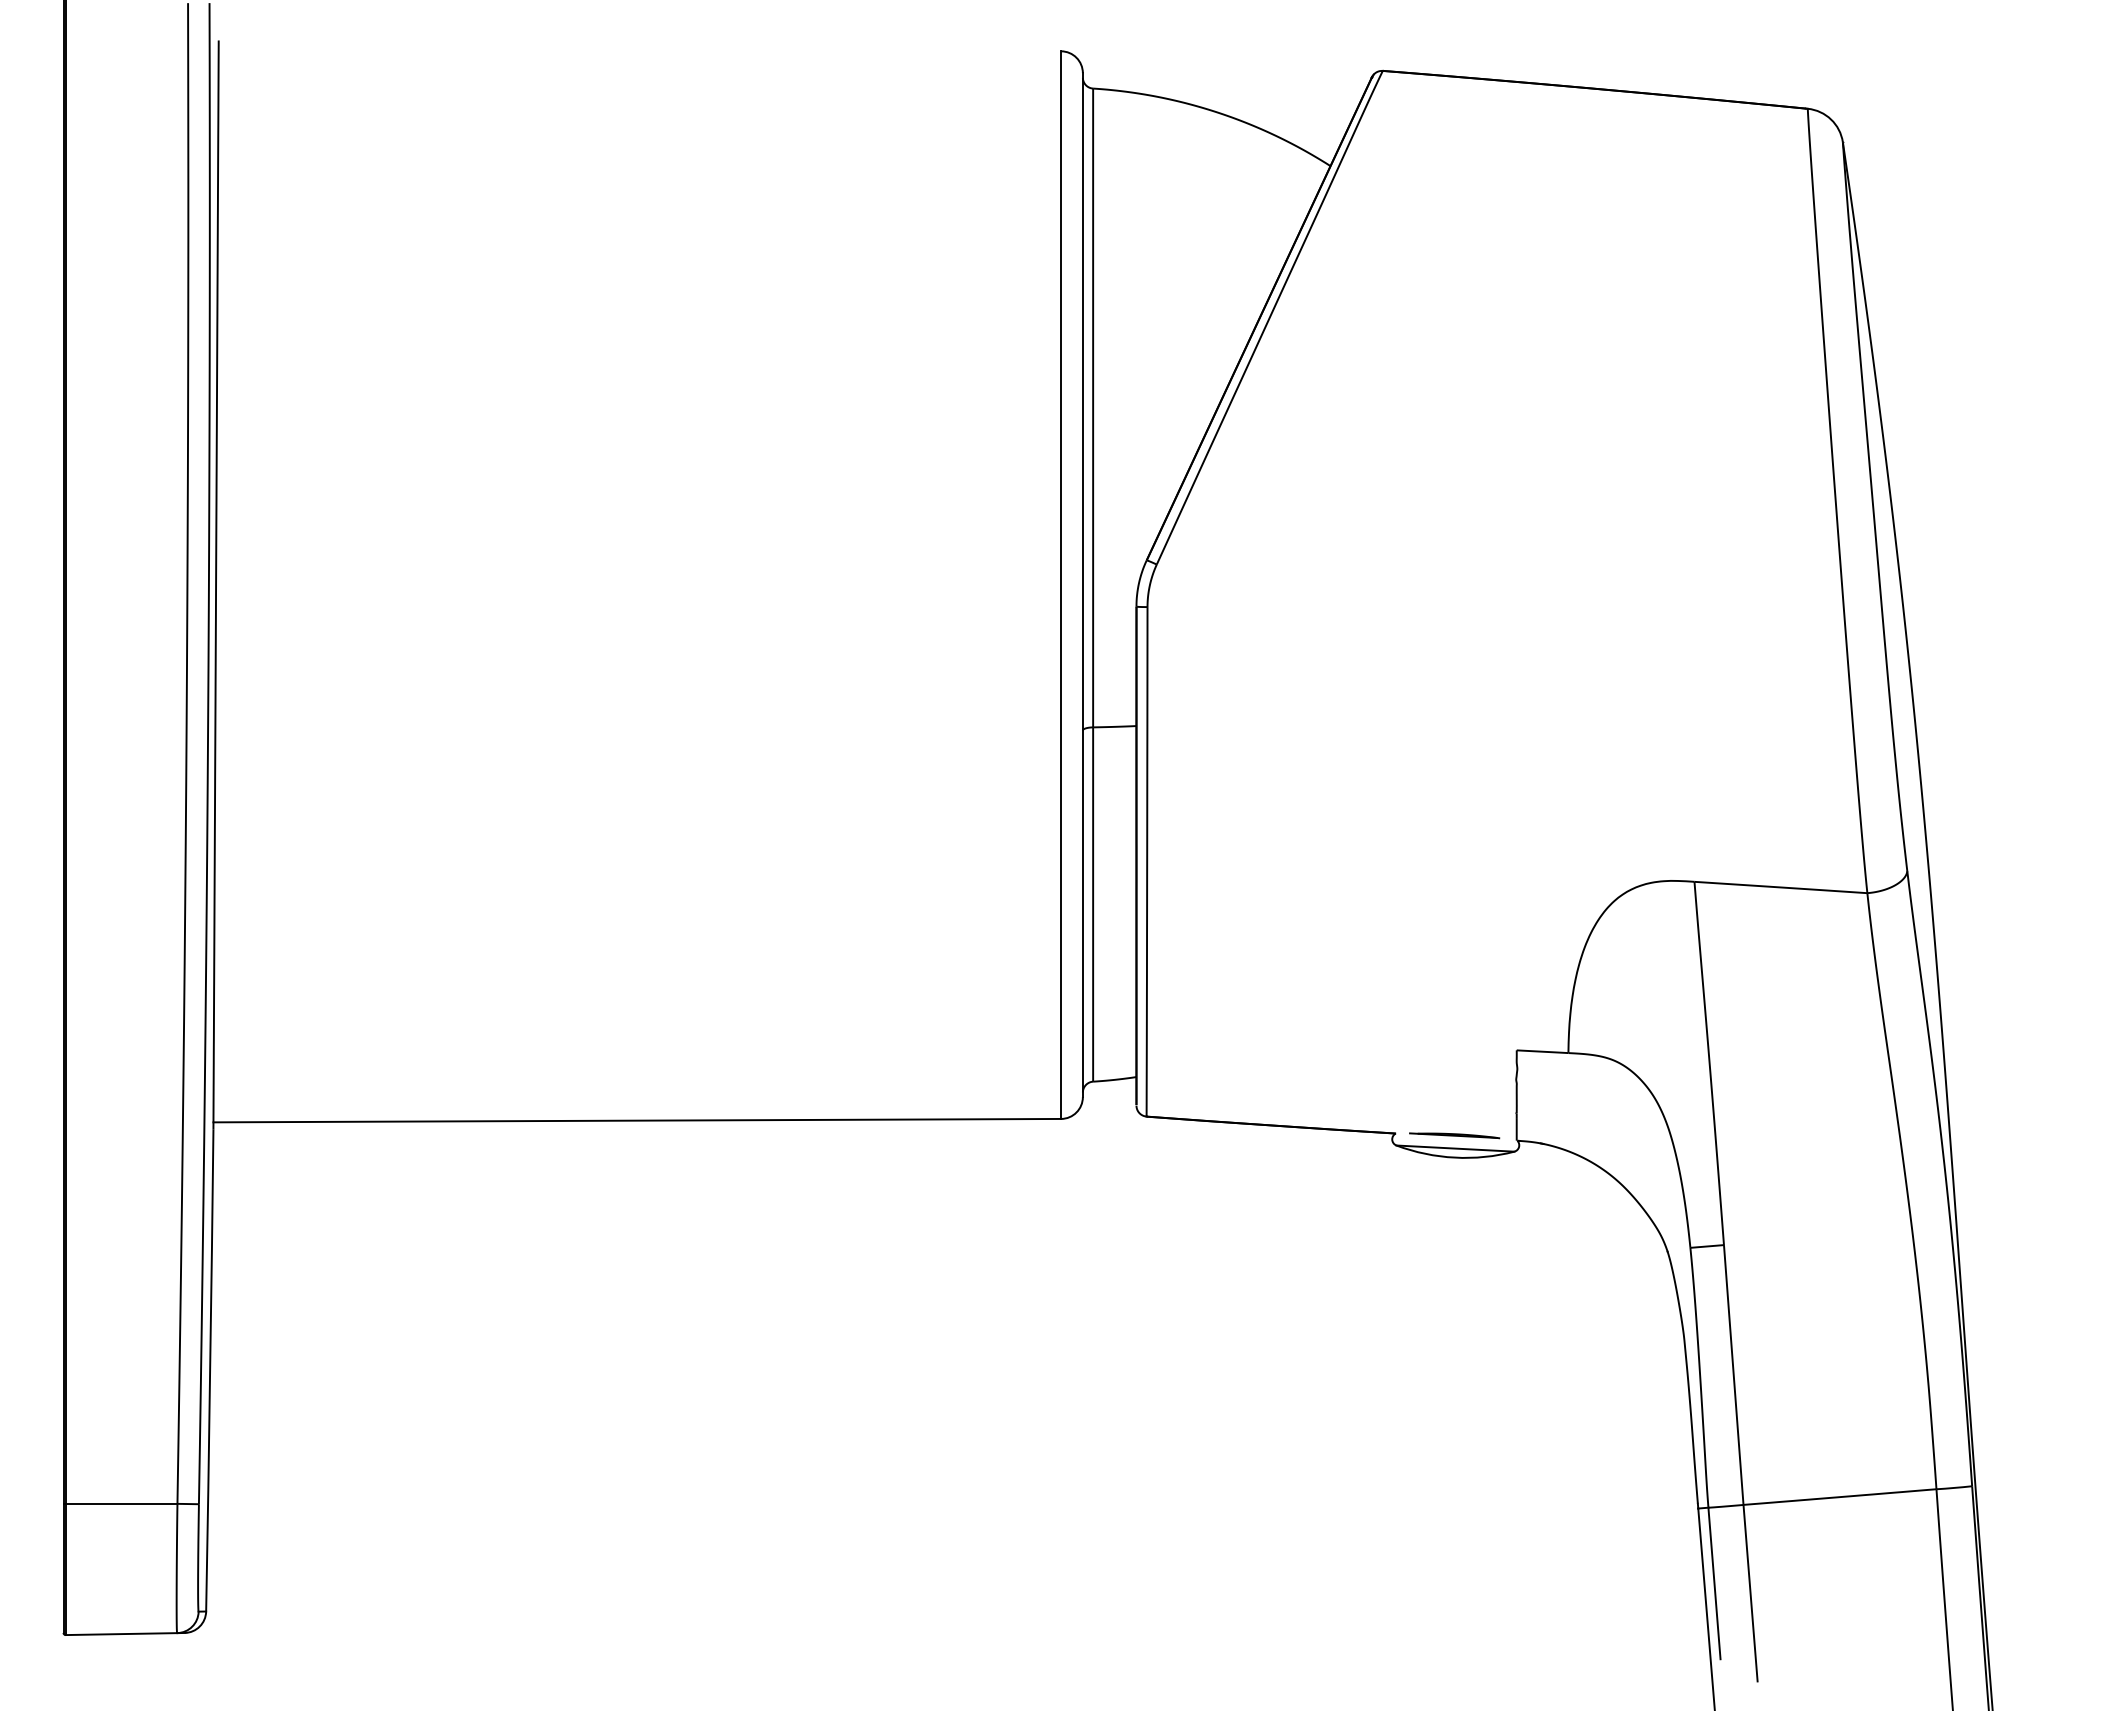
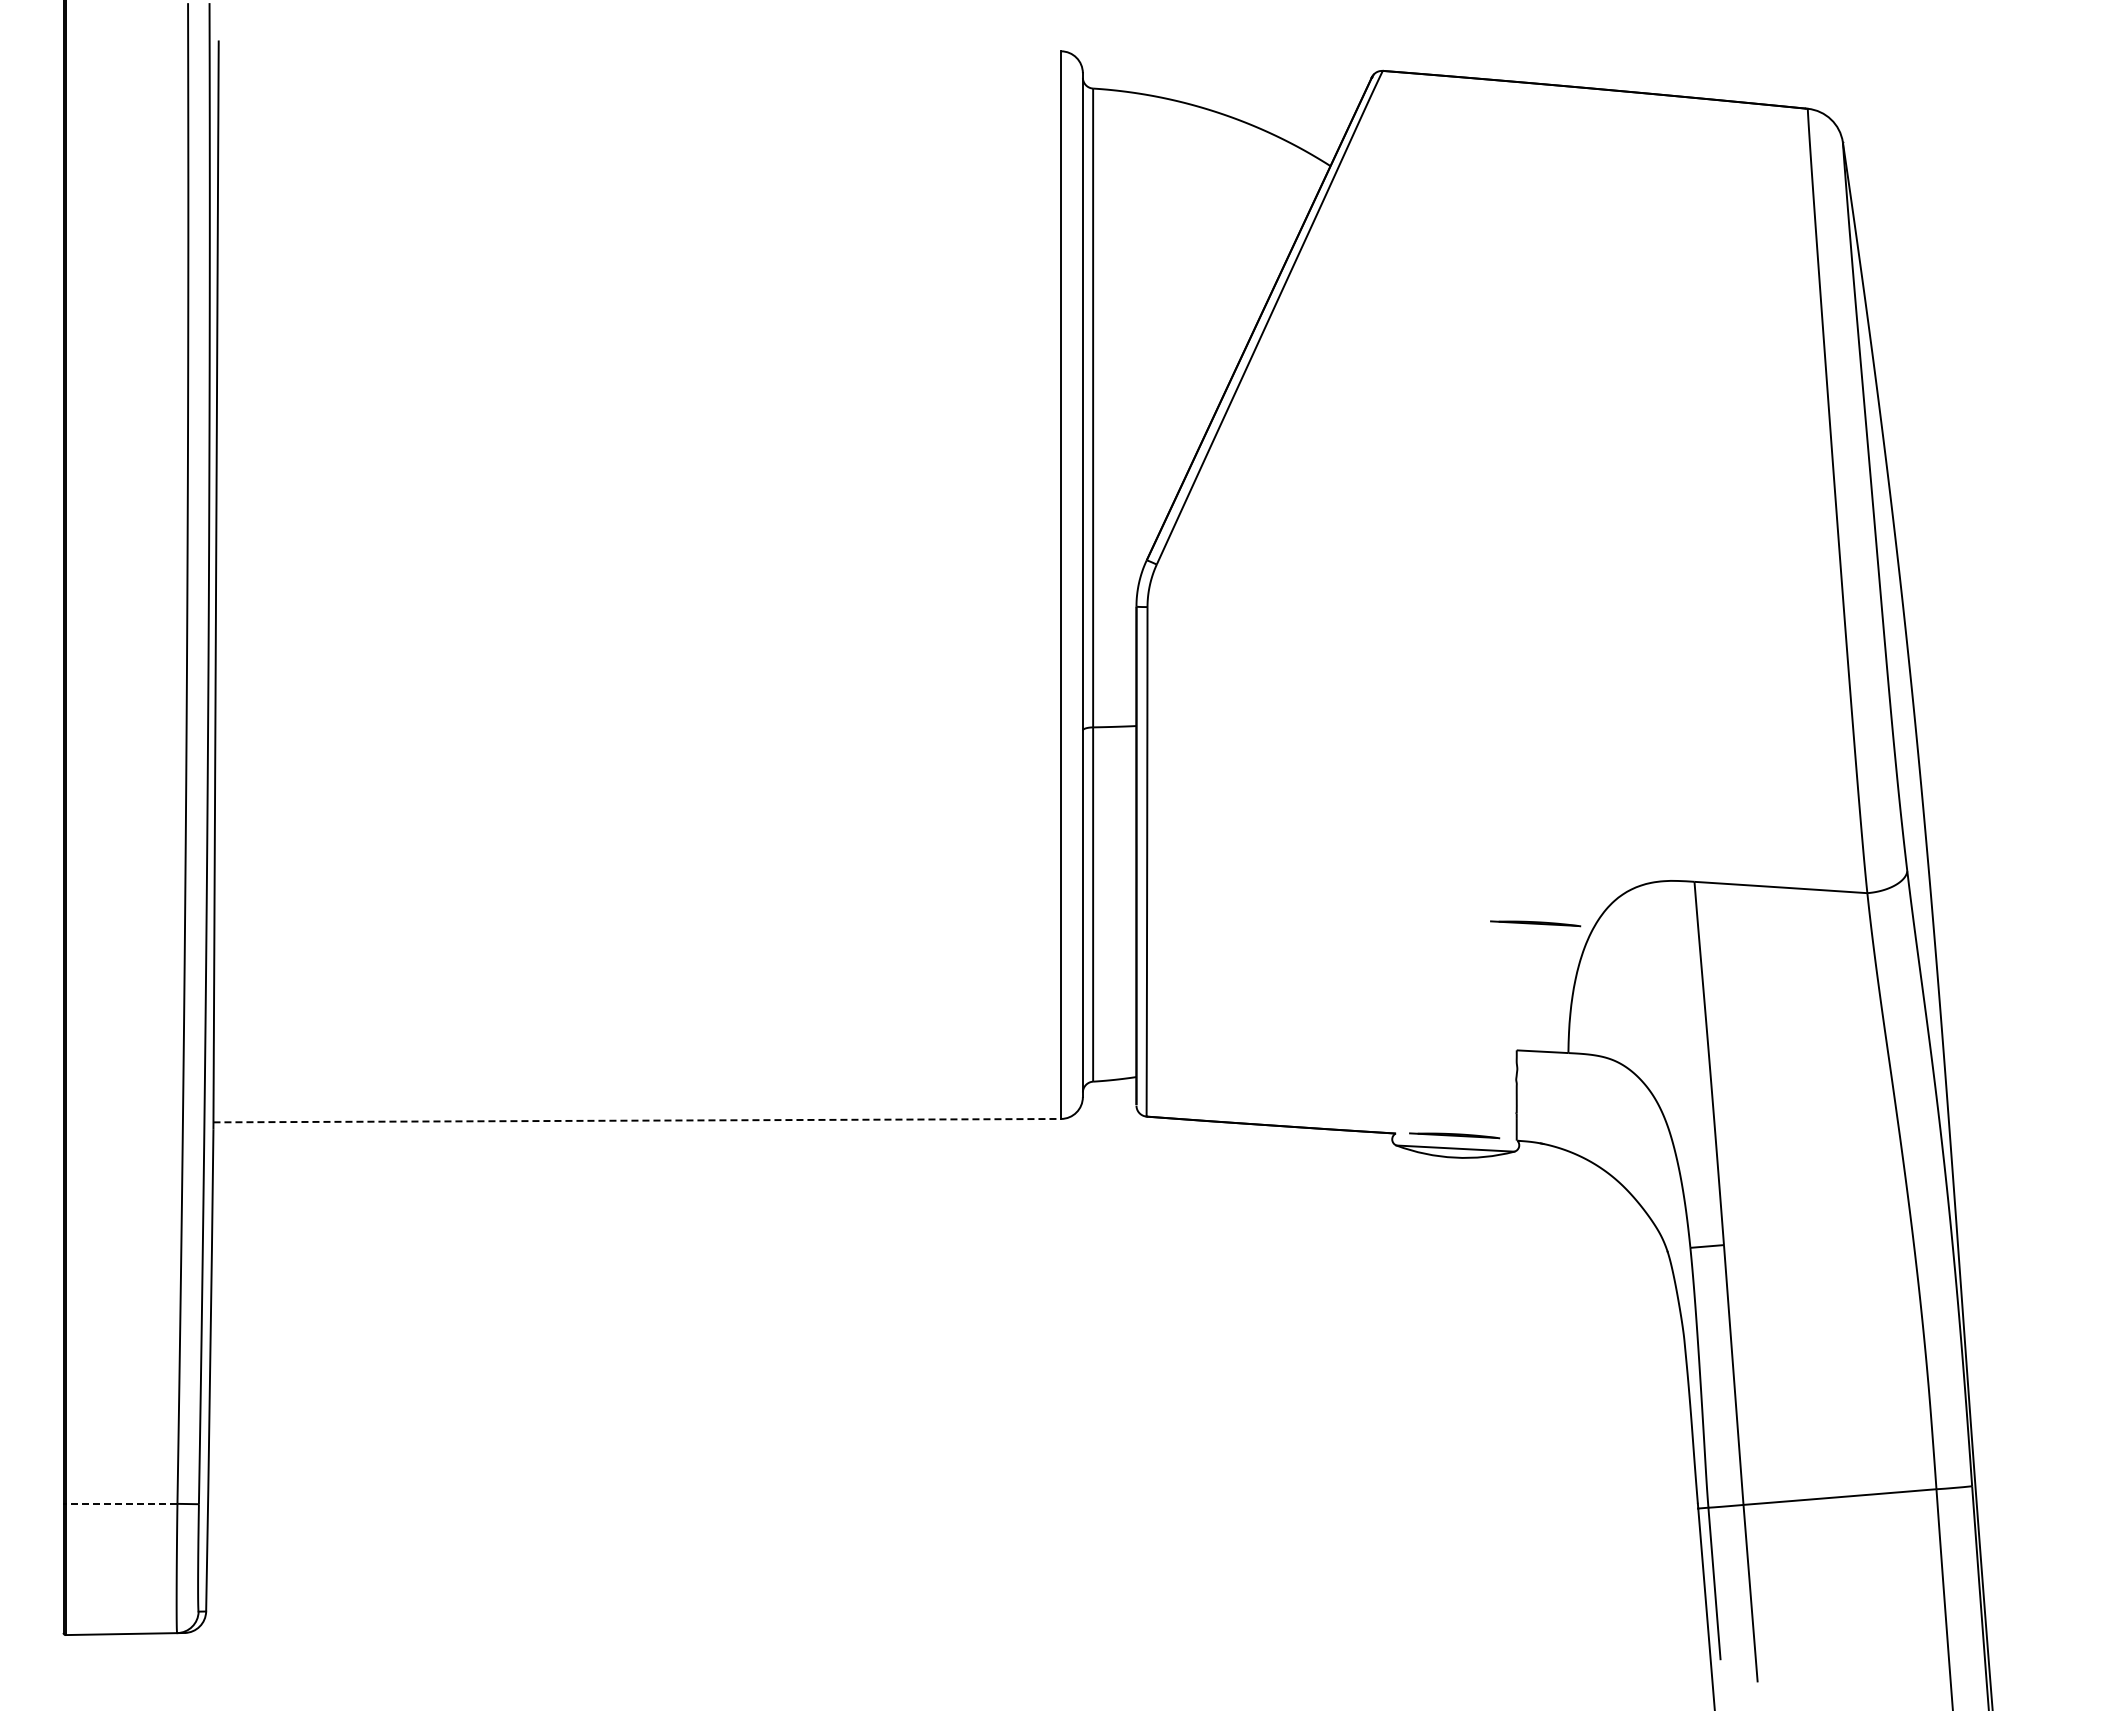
line: none -> present (1535, 923)
line: solid -> dashed (637, 1120)
line: solid -> dashed (121, 1503)
